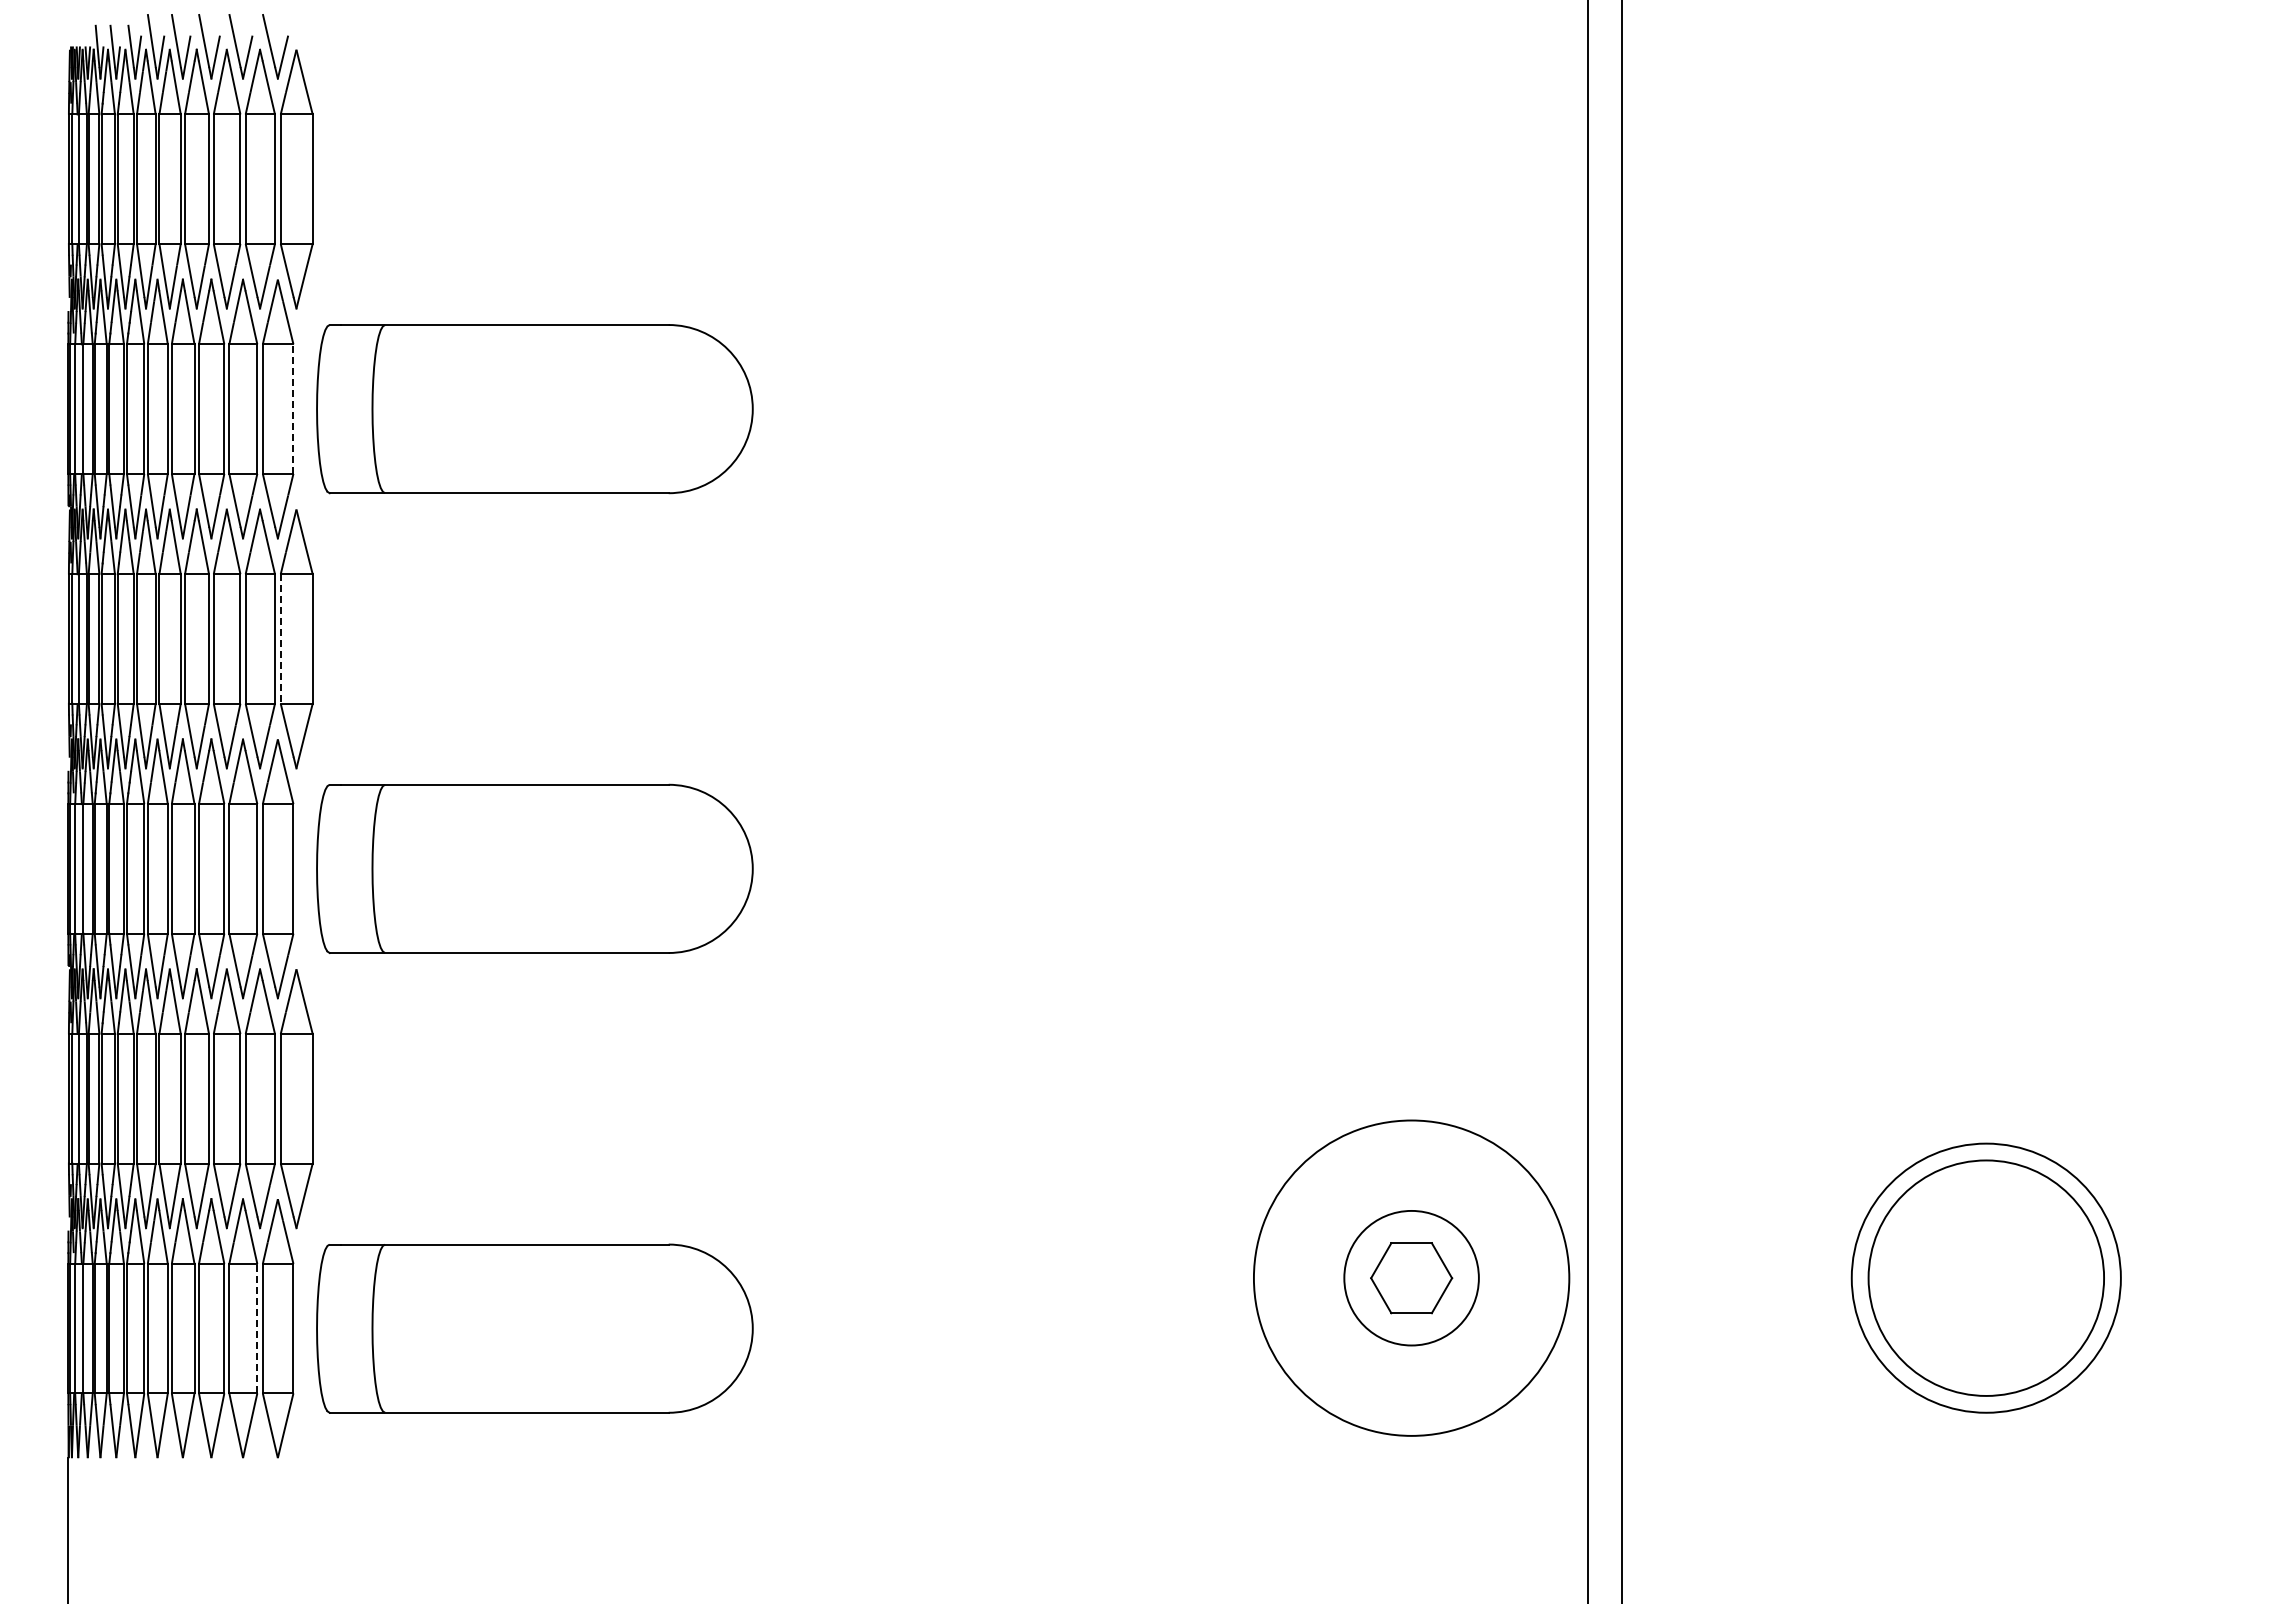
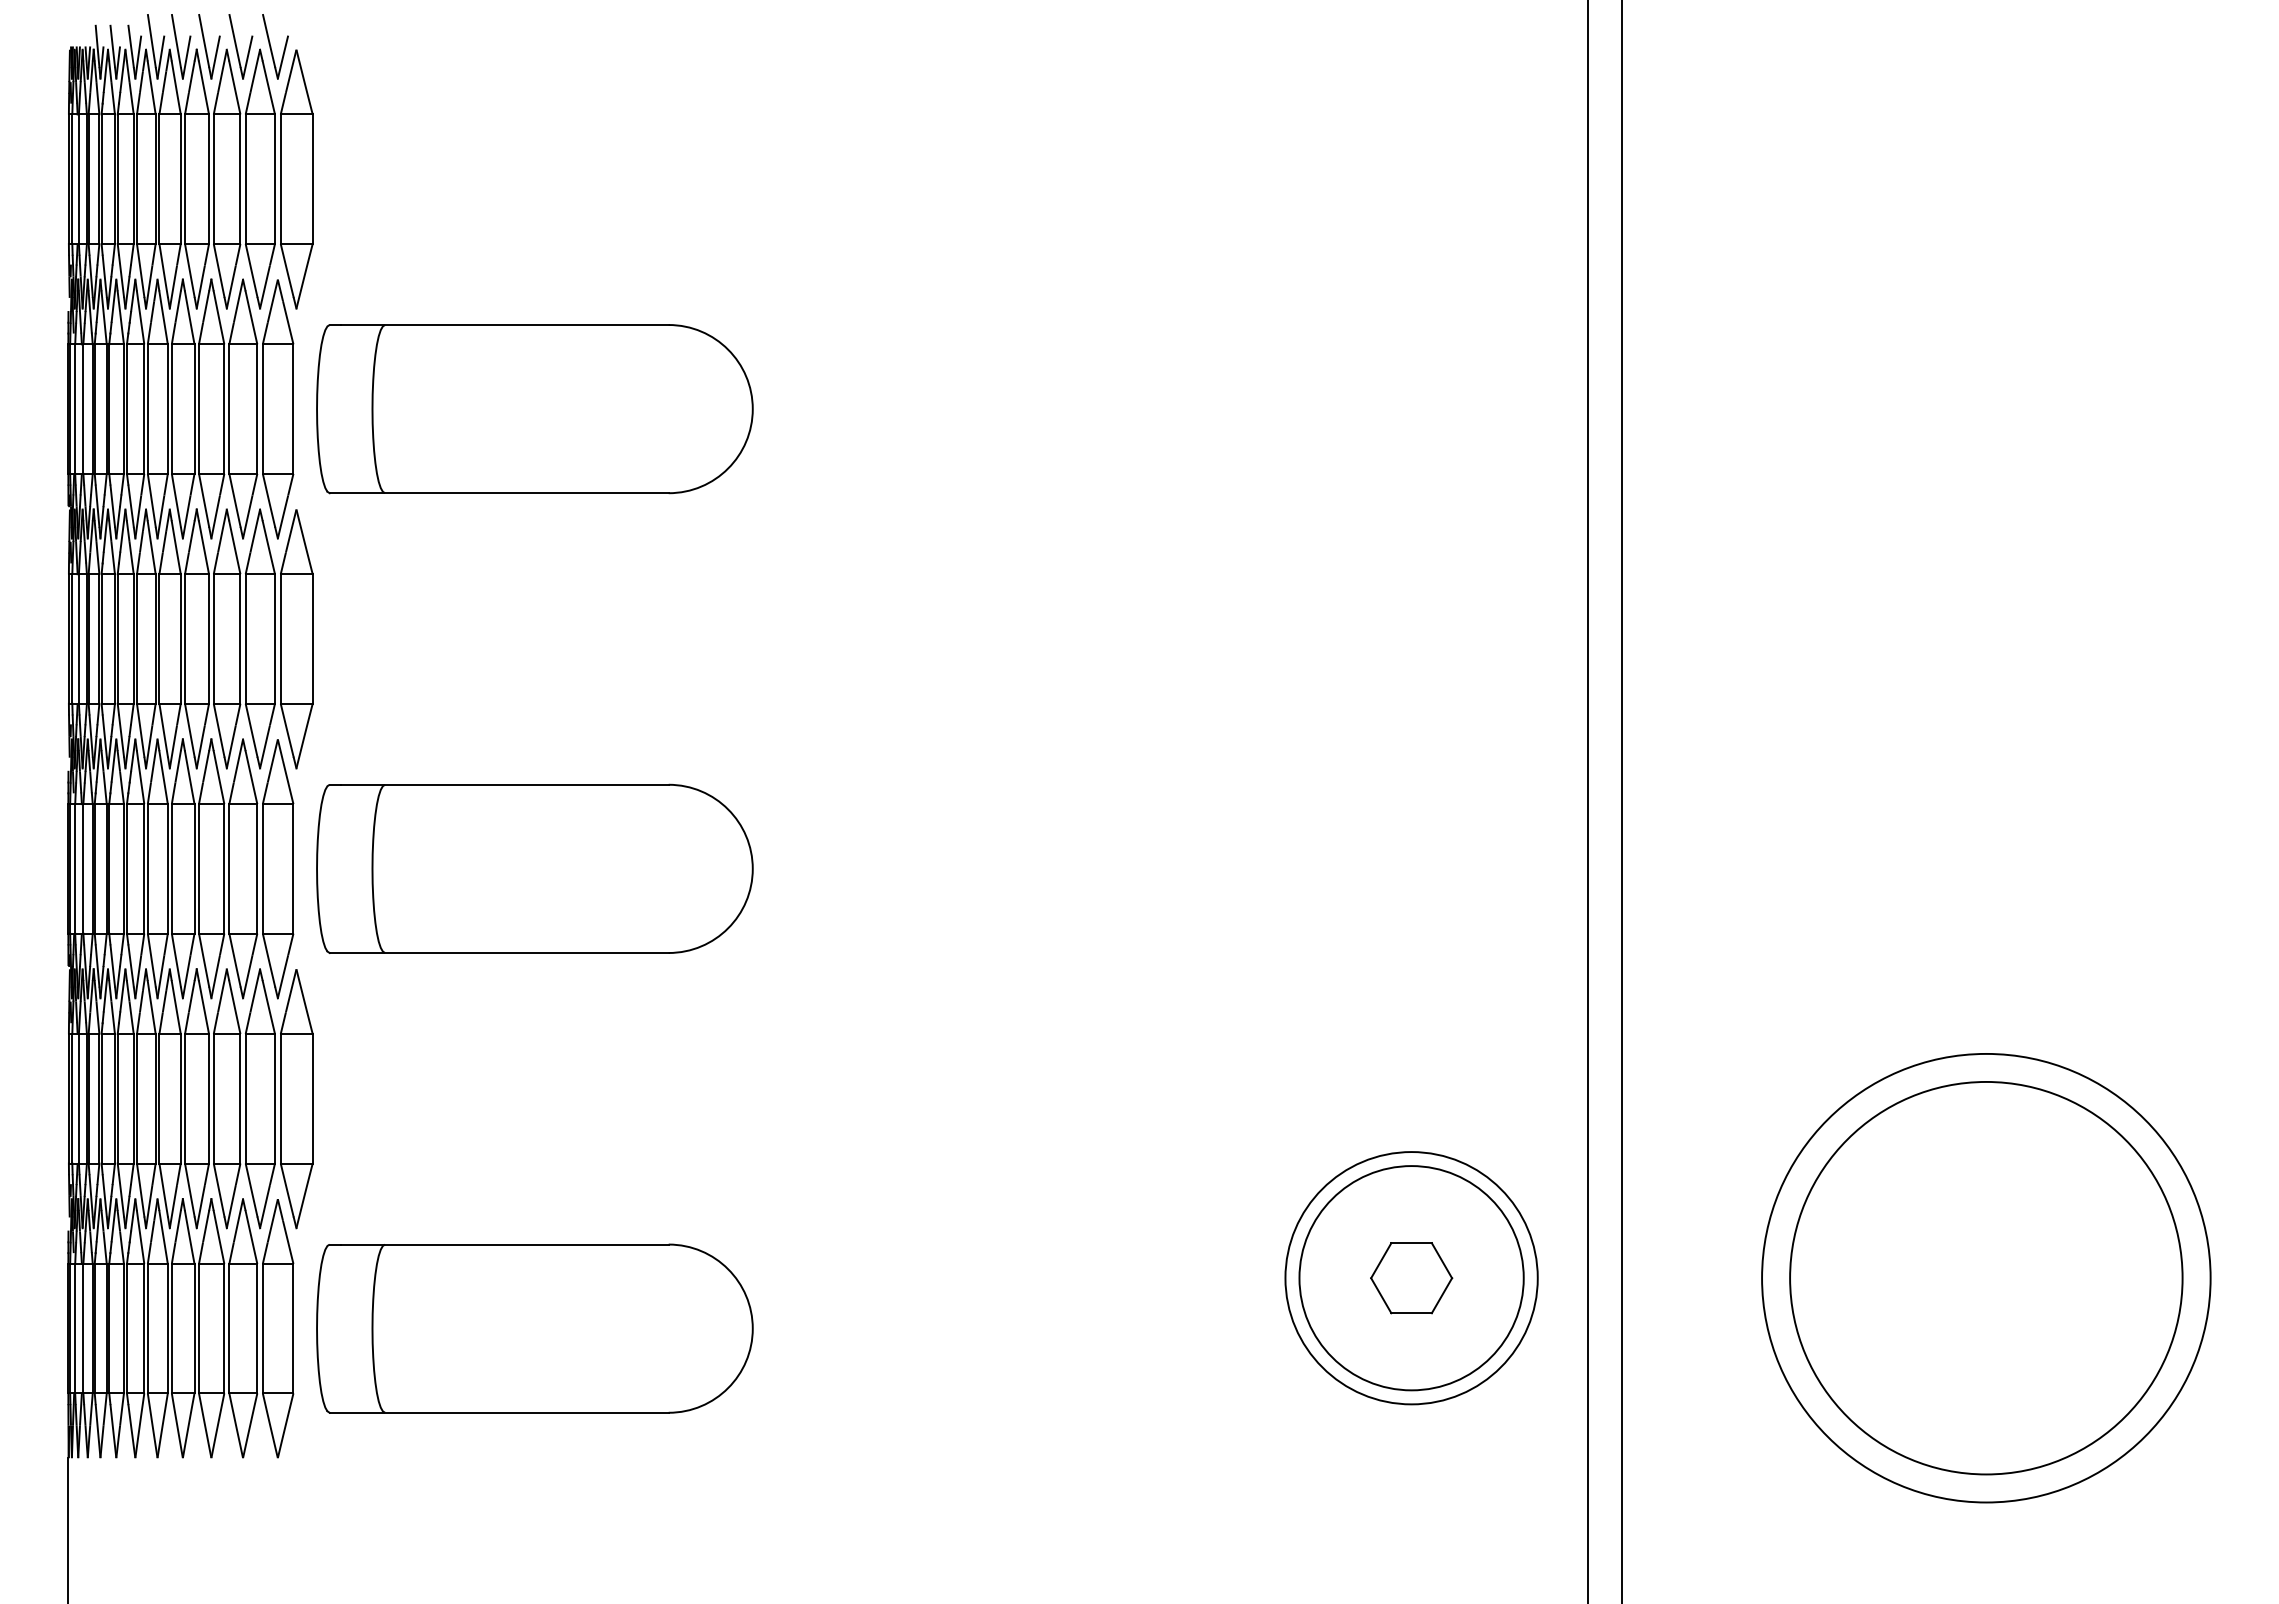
line: dashed -> solid (293, 409)
line: dashed -> solid (280, 638)
circle diameter: 135 px -> 224 px (1411, 1278)
circle diameter: 315 px -> 252 px (1411, 1278)
circle diameter: 269 px -> 449 px (1986, 1277)
circle diameter: 235 px -> 392 px (1986, 1277)
line: dashed -> solid (257, 1328)
